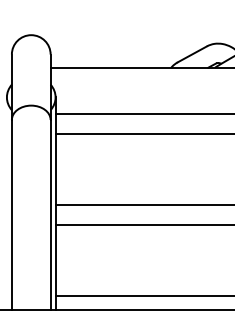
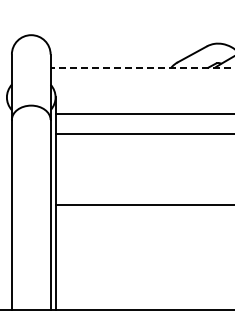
line: solid -> dashed (142, 67)
line: present -> none (143, 224)
line: present -> none (143, 296)
